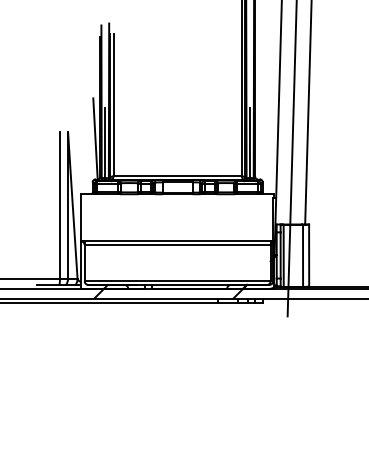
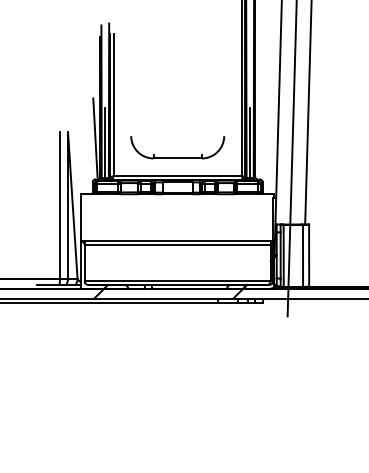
part: none -> present (177, 157)
